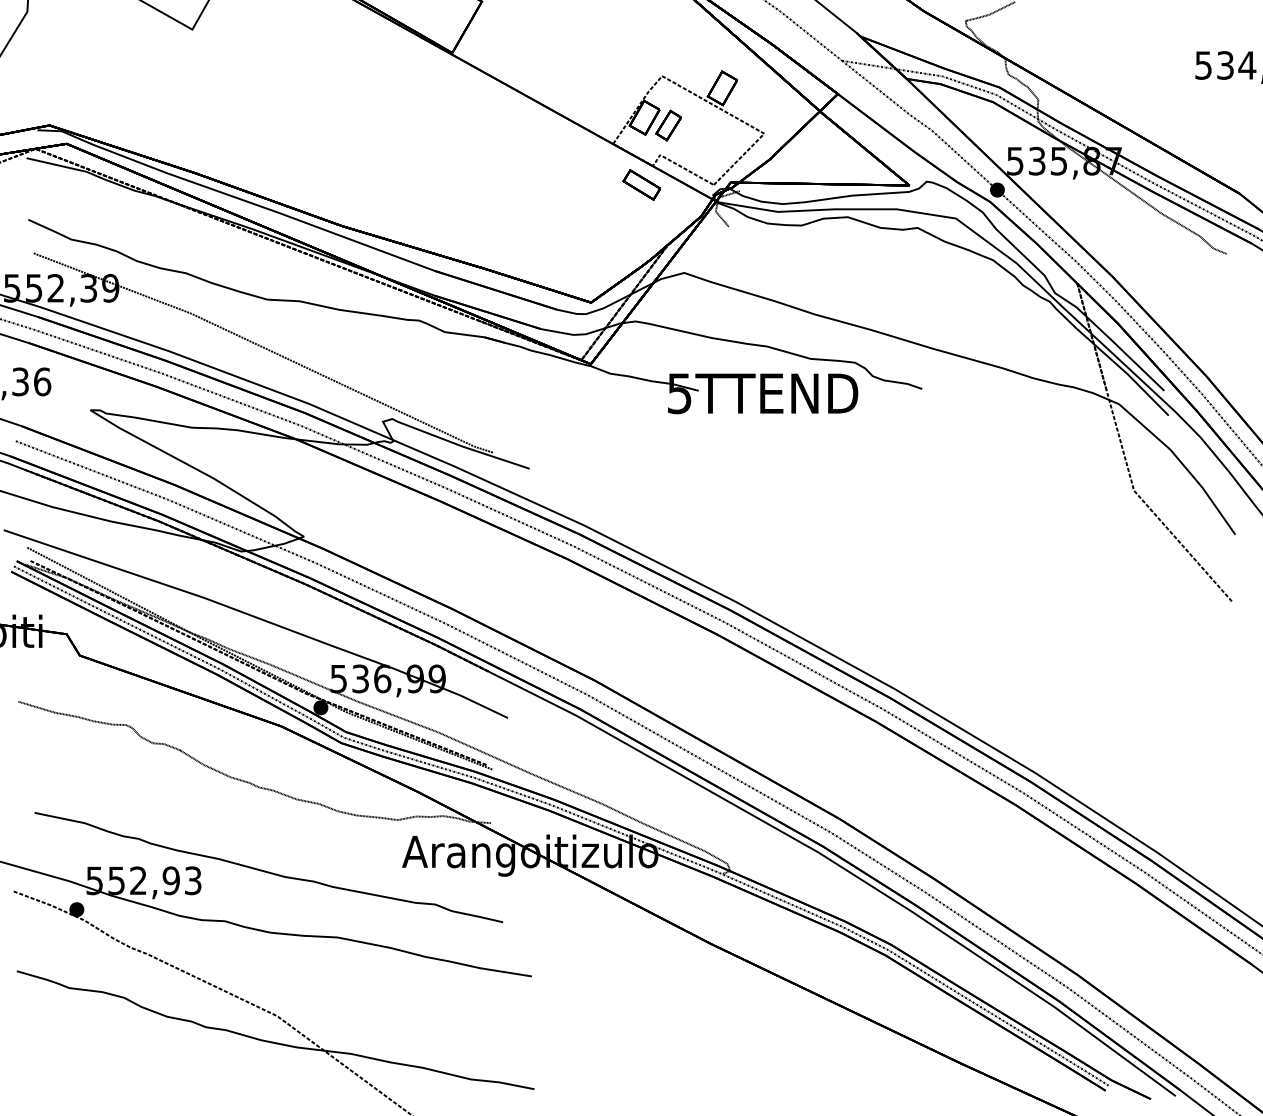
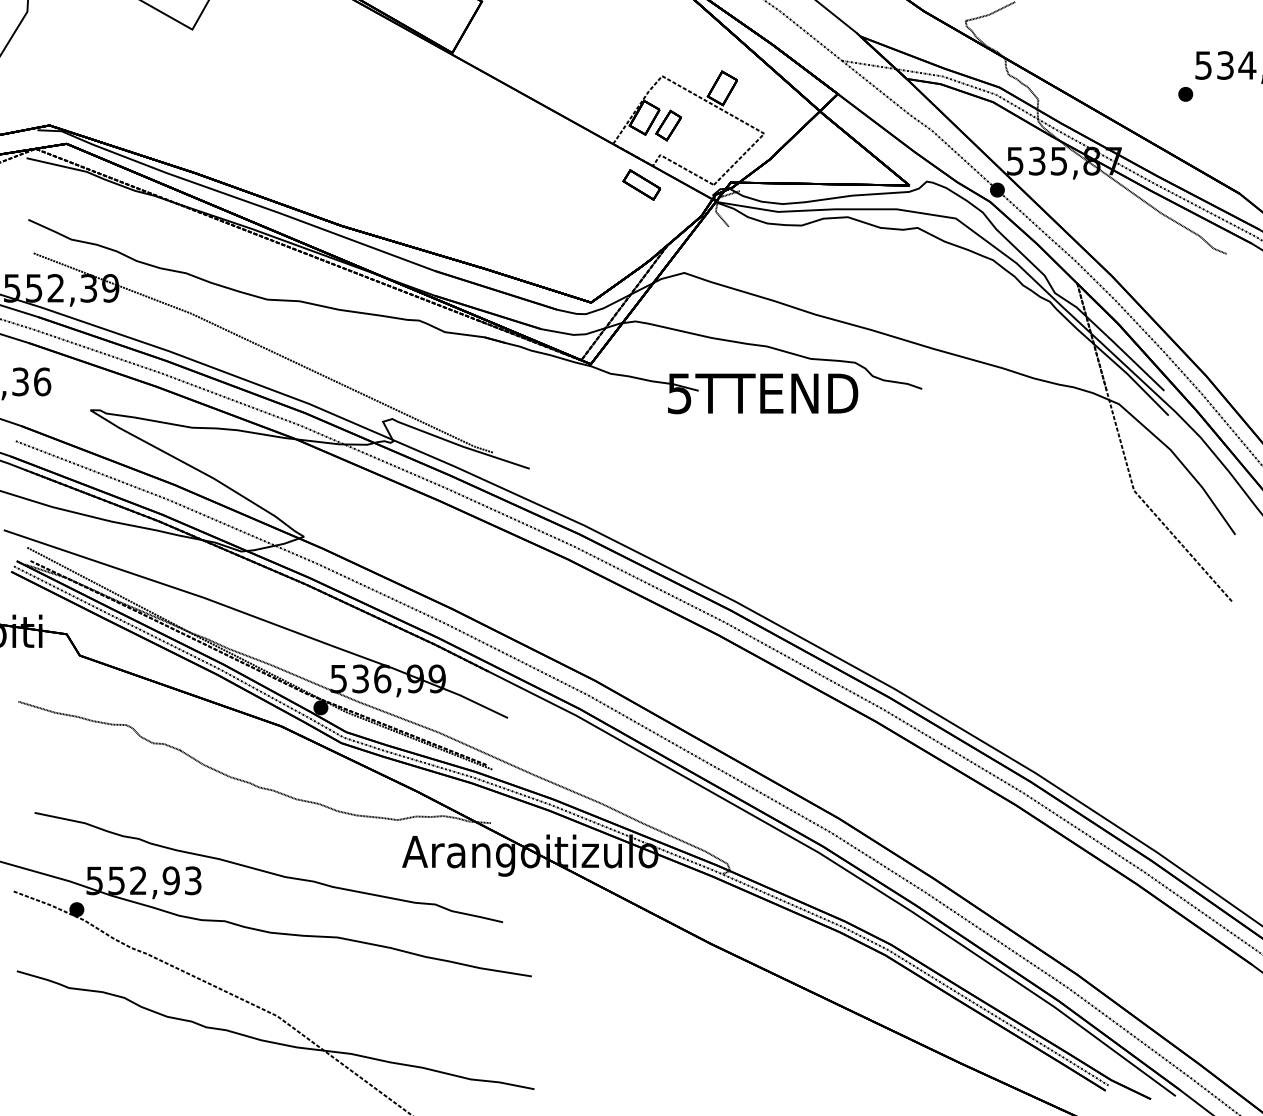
part: none -> present (1185, 94)
